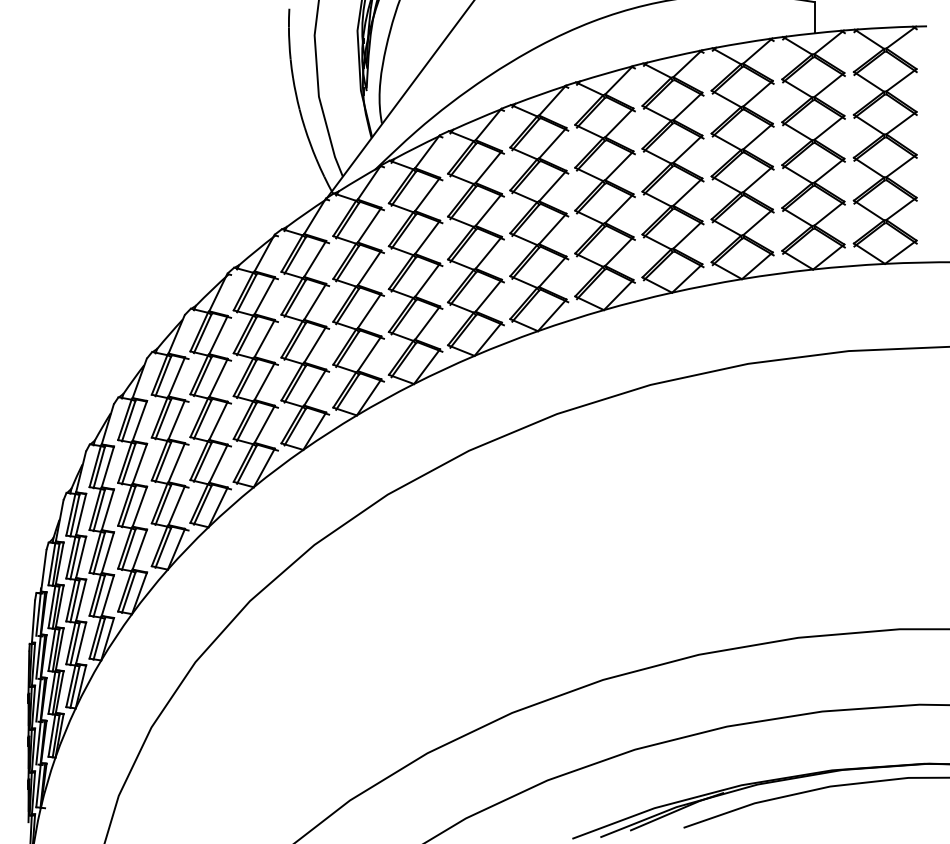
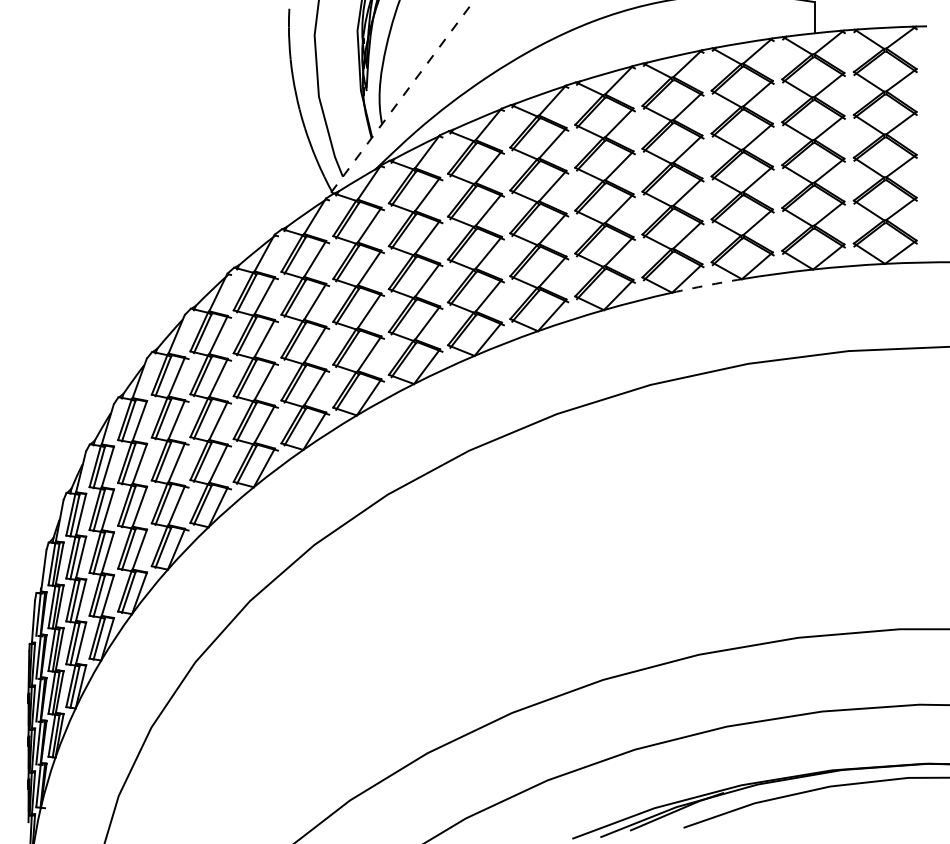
line: solid -> dashed (400, 99)
arc: solid -> dashed (706, 285)
